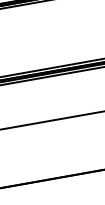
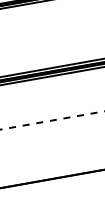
line: solid -> dashed (52, 120)
